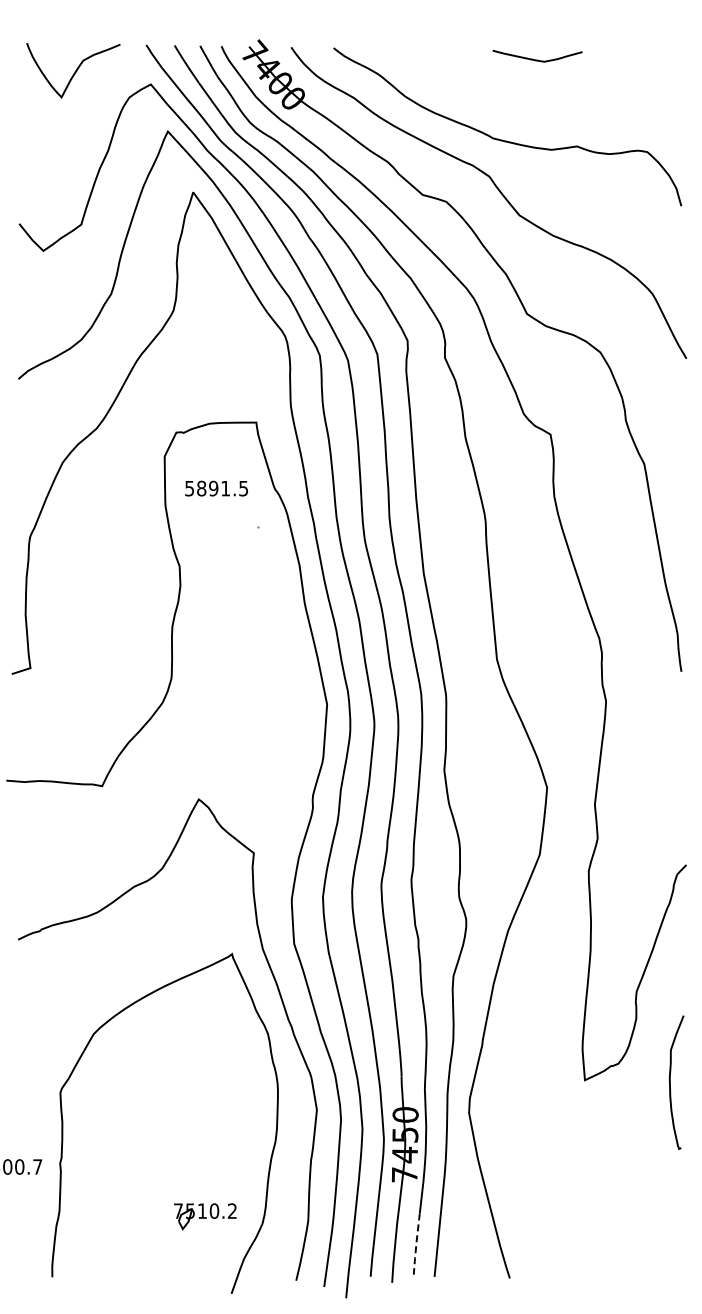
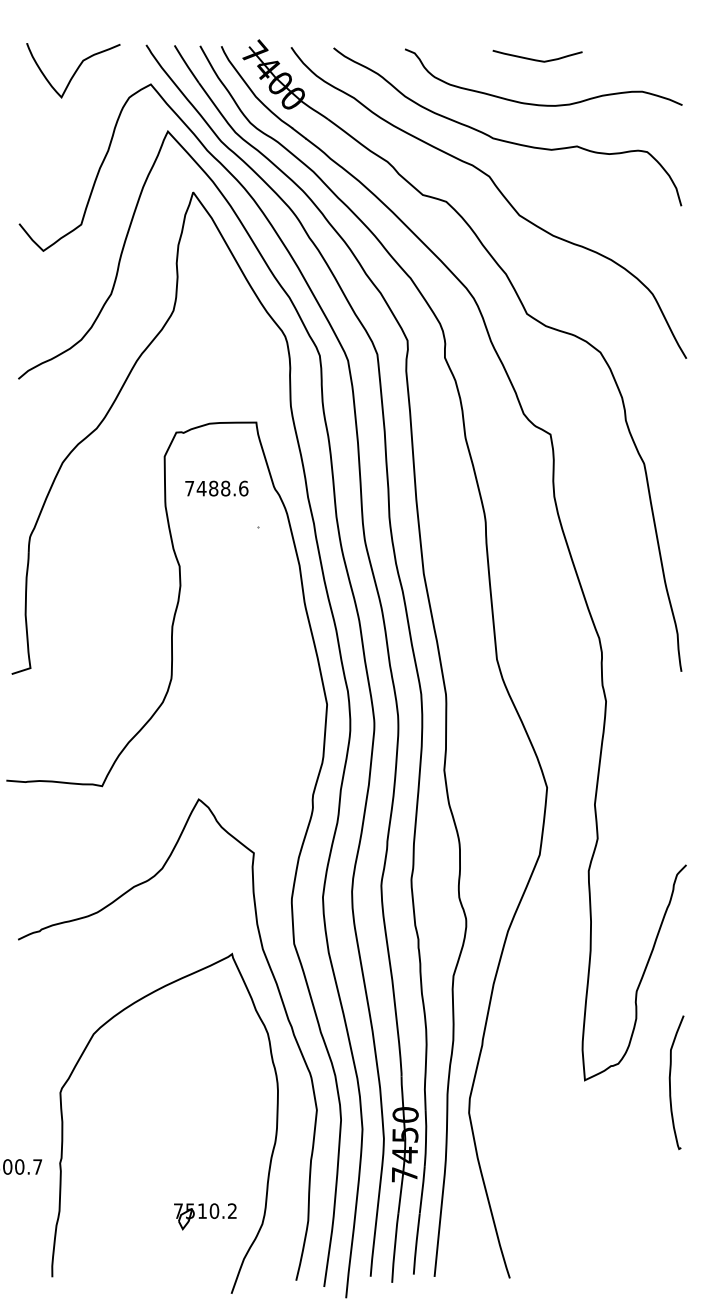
curve: none -> present (543, 104)
text: 5891.5 -> 7488.6 (216, 488)
line: dashed -> solid (416, 1244)
